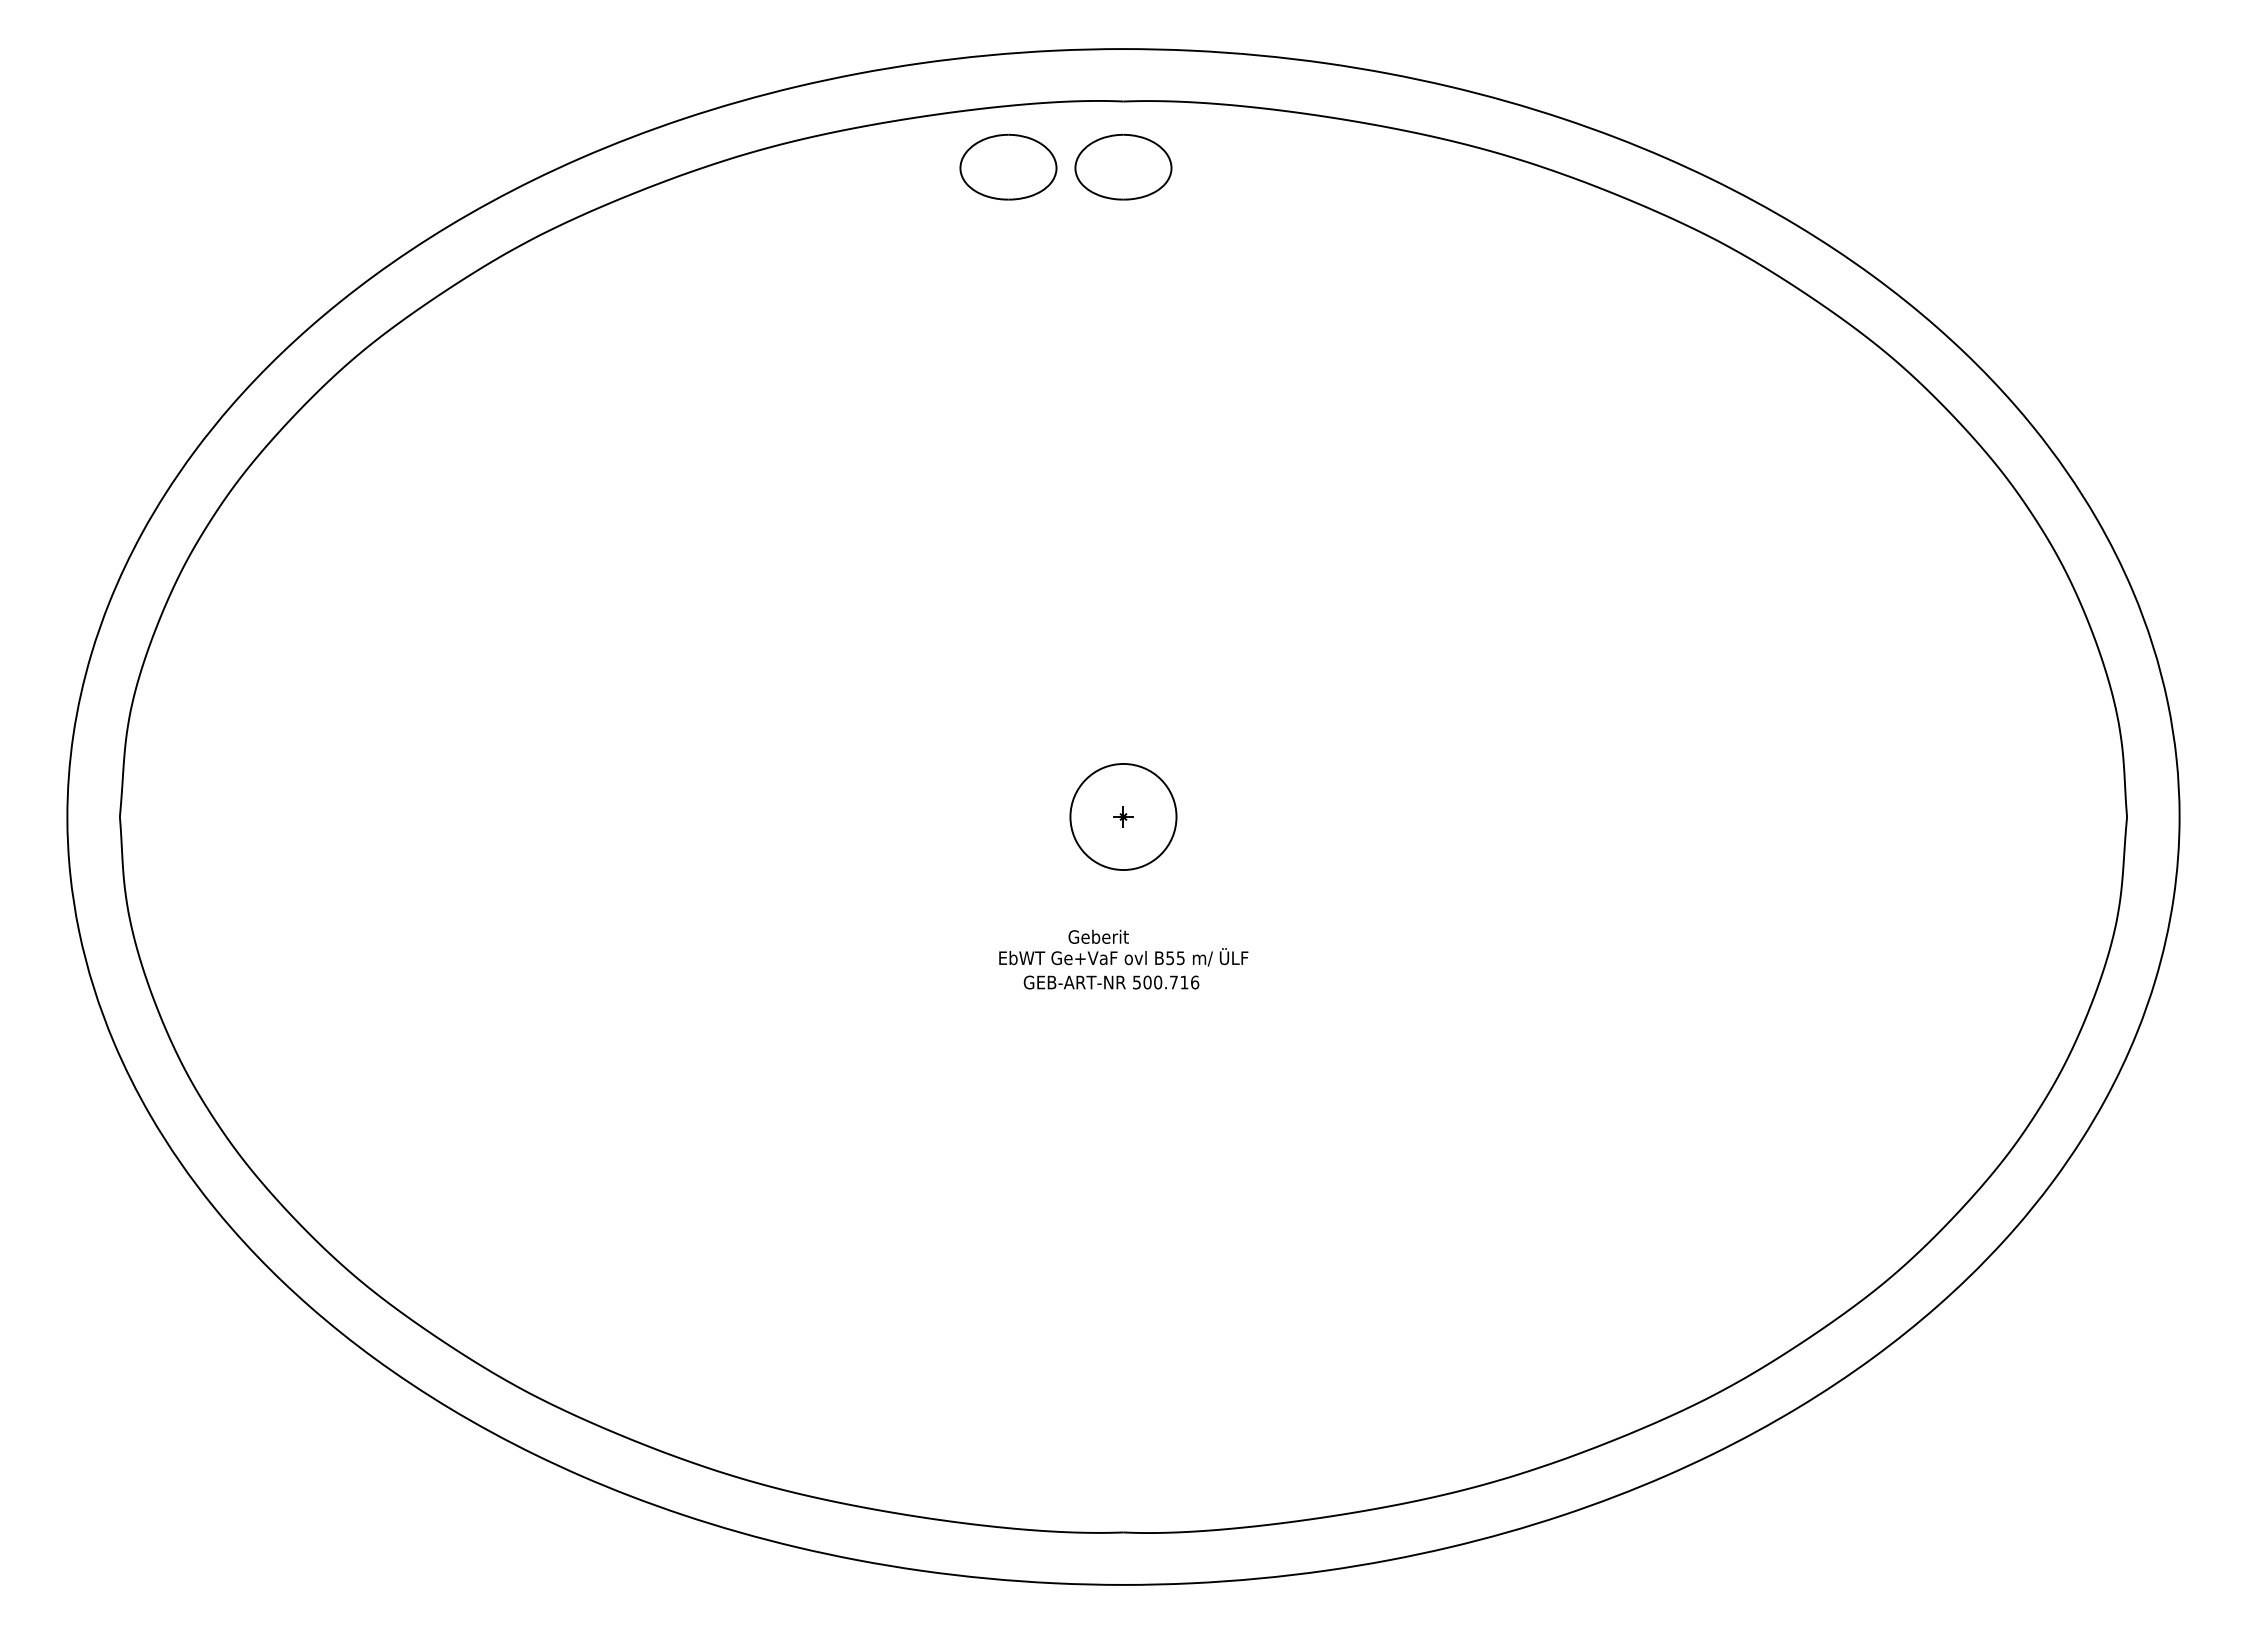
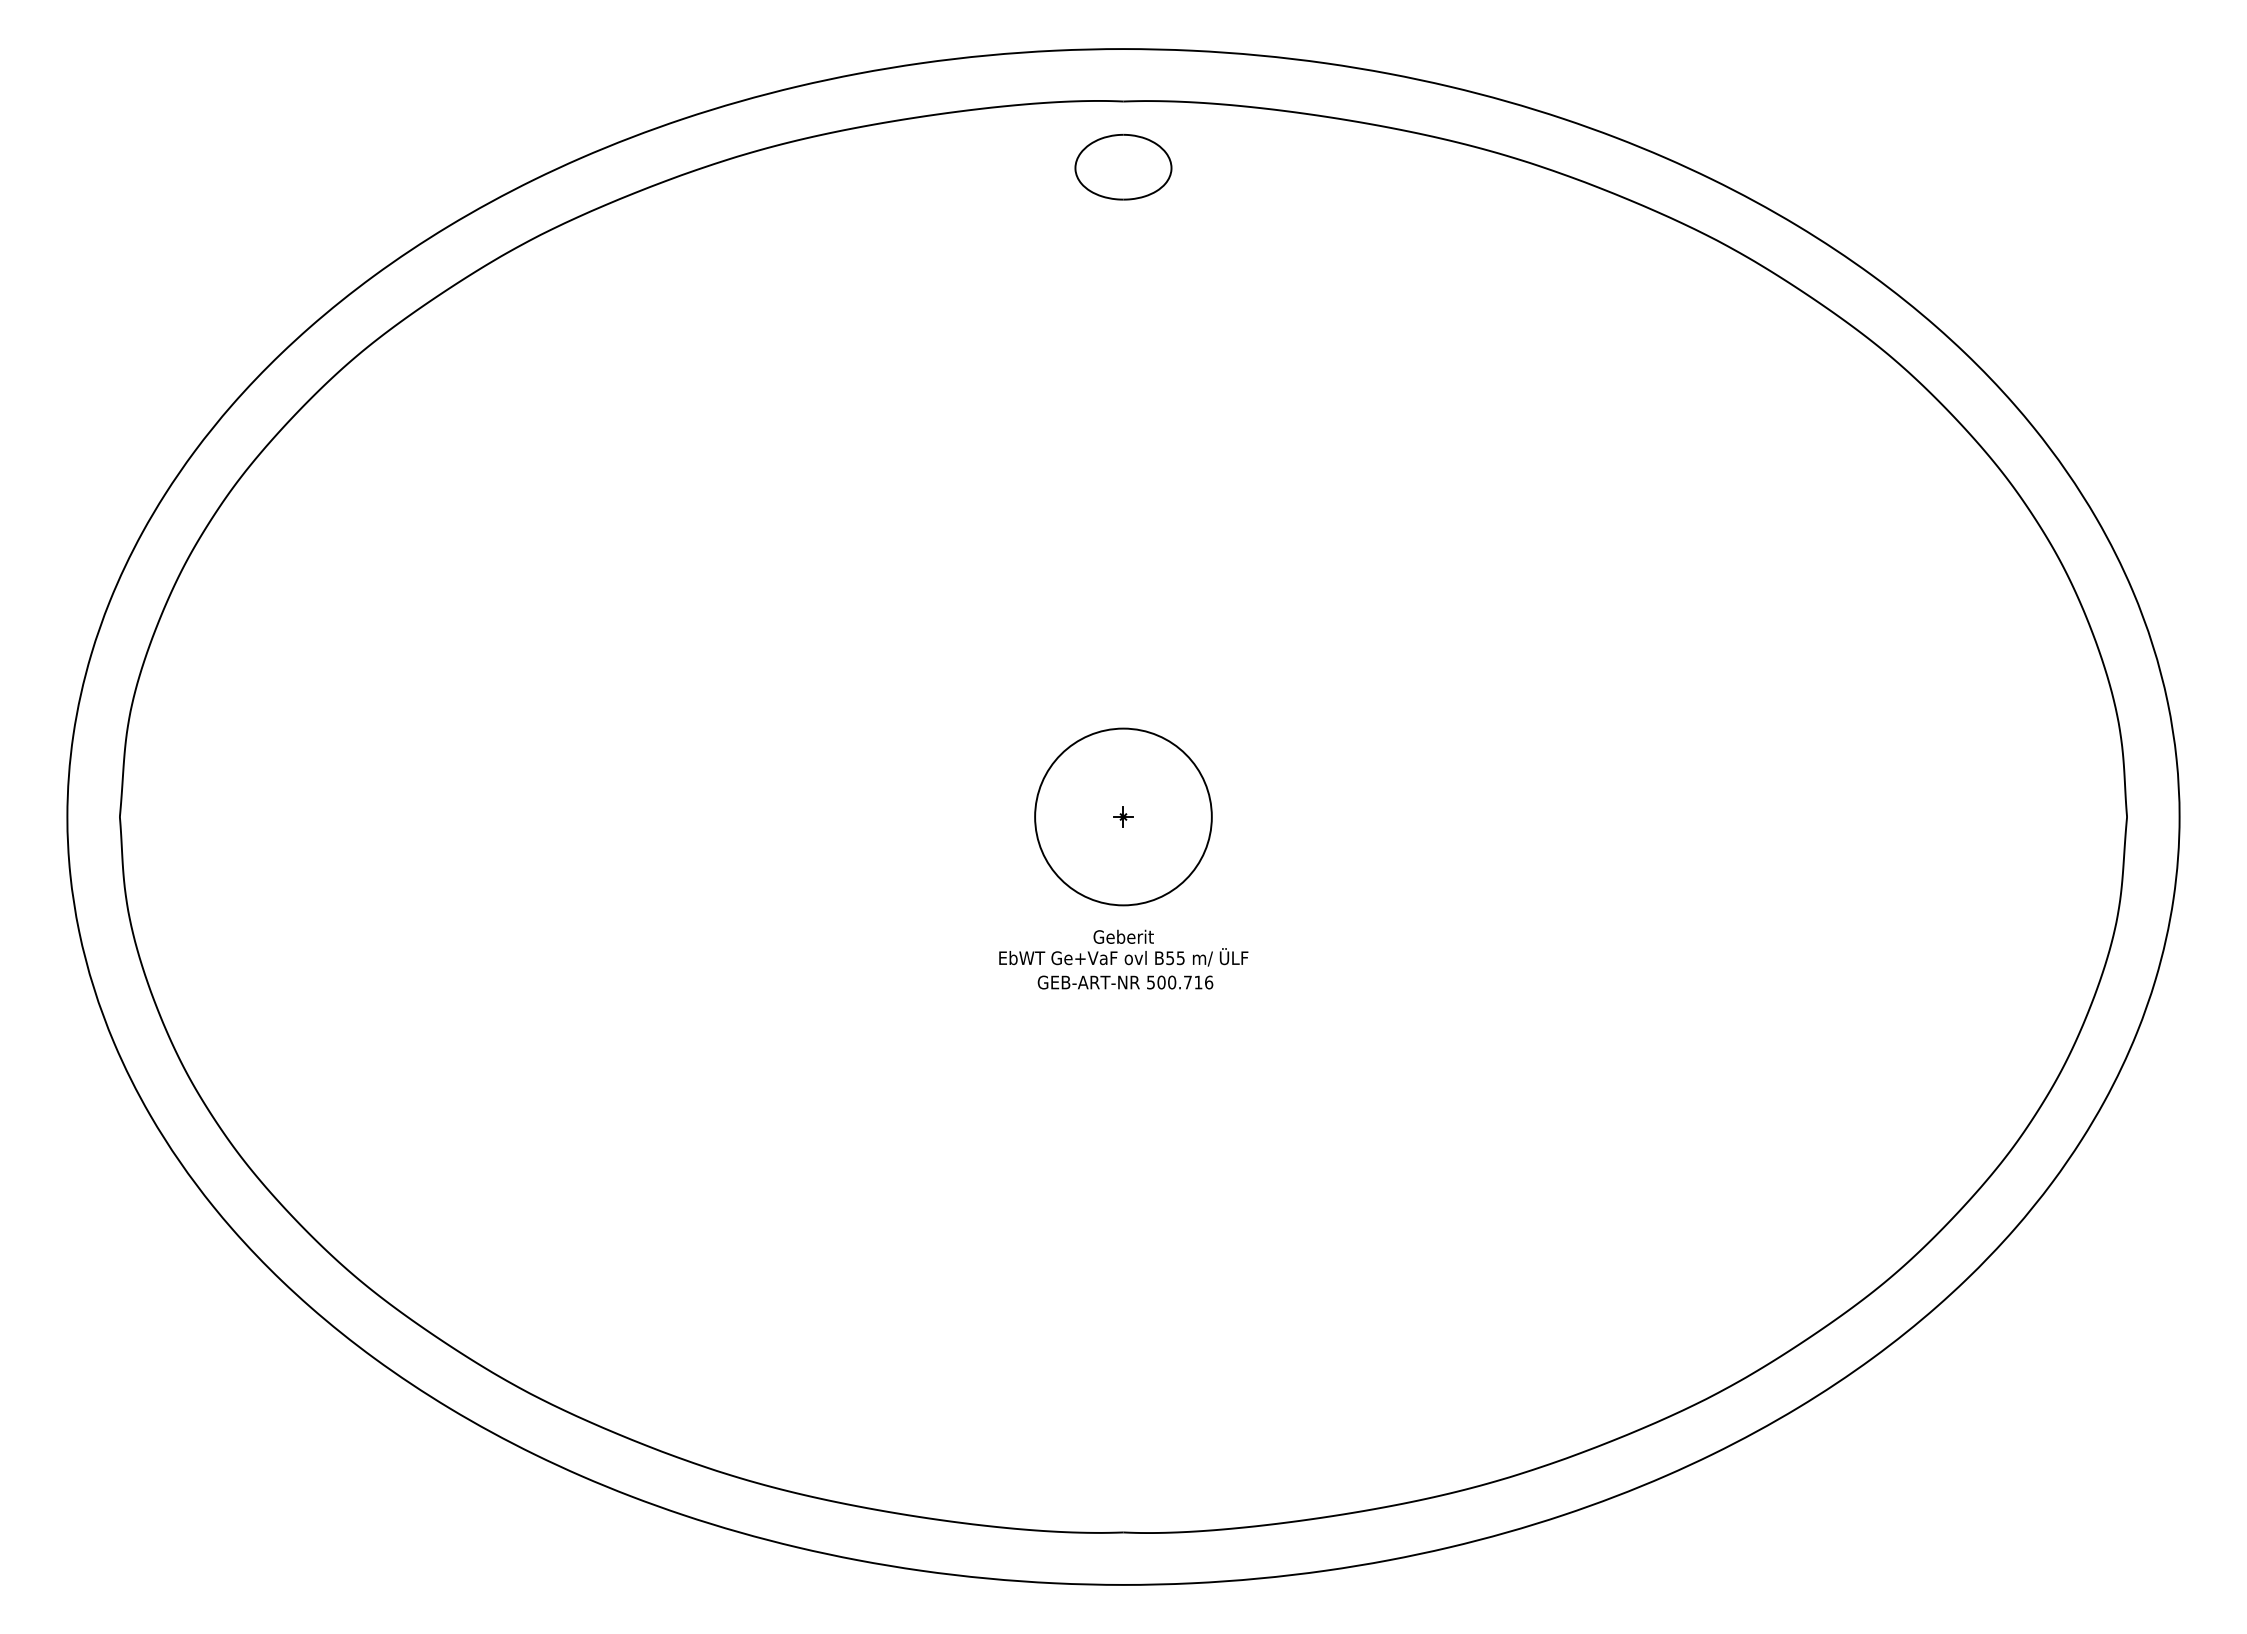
part: present -> none (1008, 166)
circle diameter: 106 px -> 177 px (1123, 816)
text position: (1098, 936) -> (1123, 936) (1123, 936)
text position: (1111, 982) -> (1125, 982) (1125, 982)
